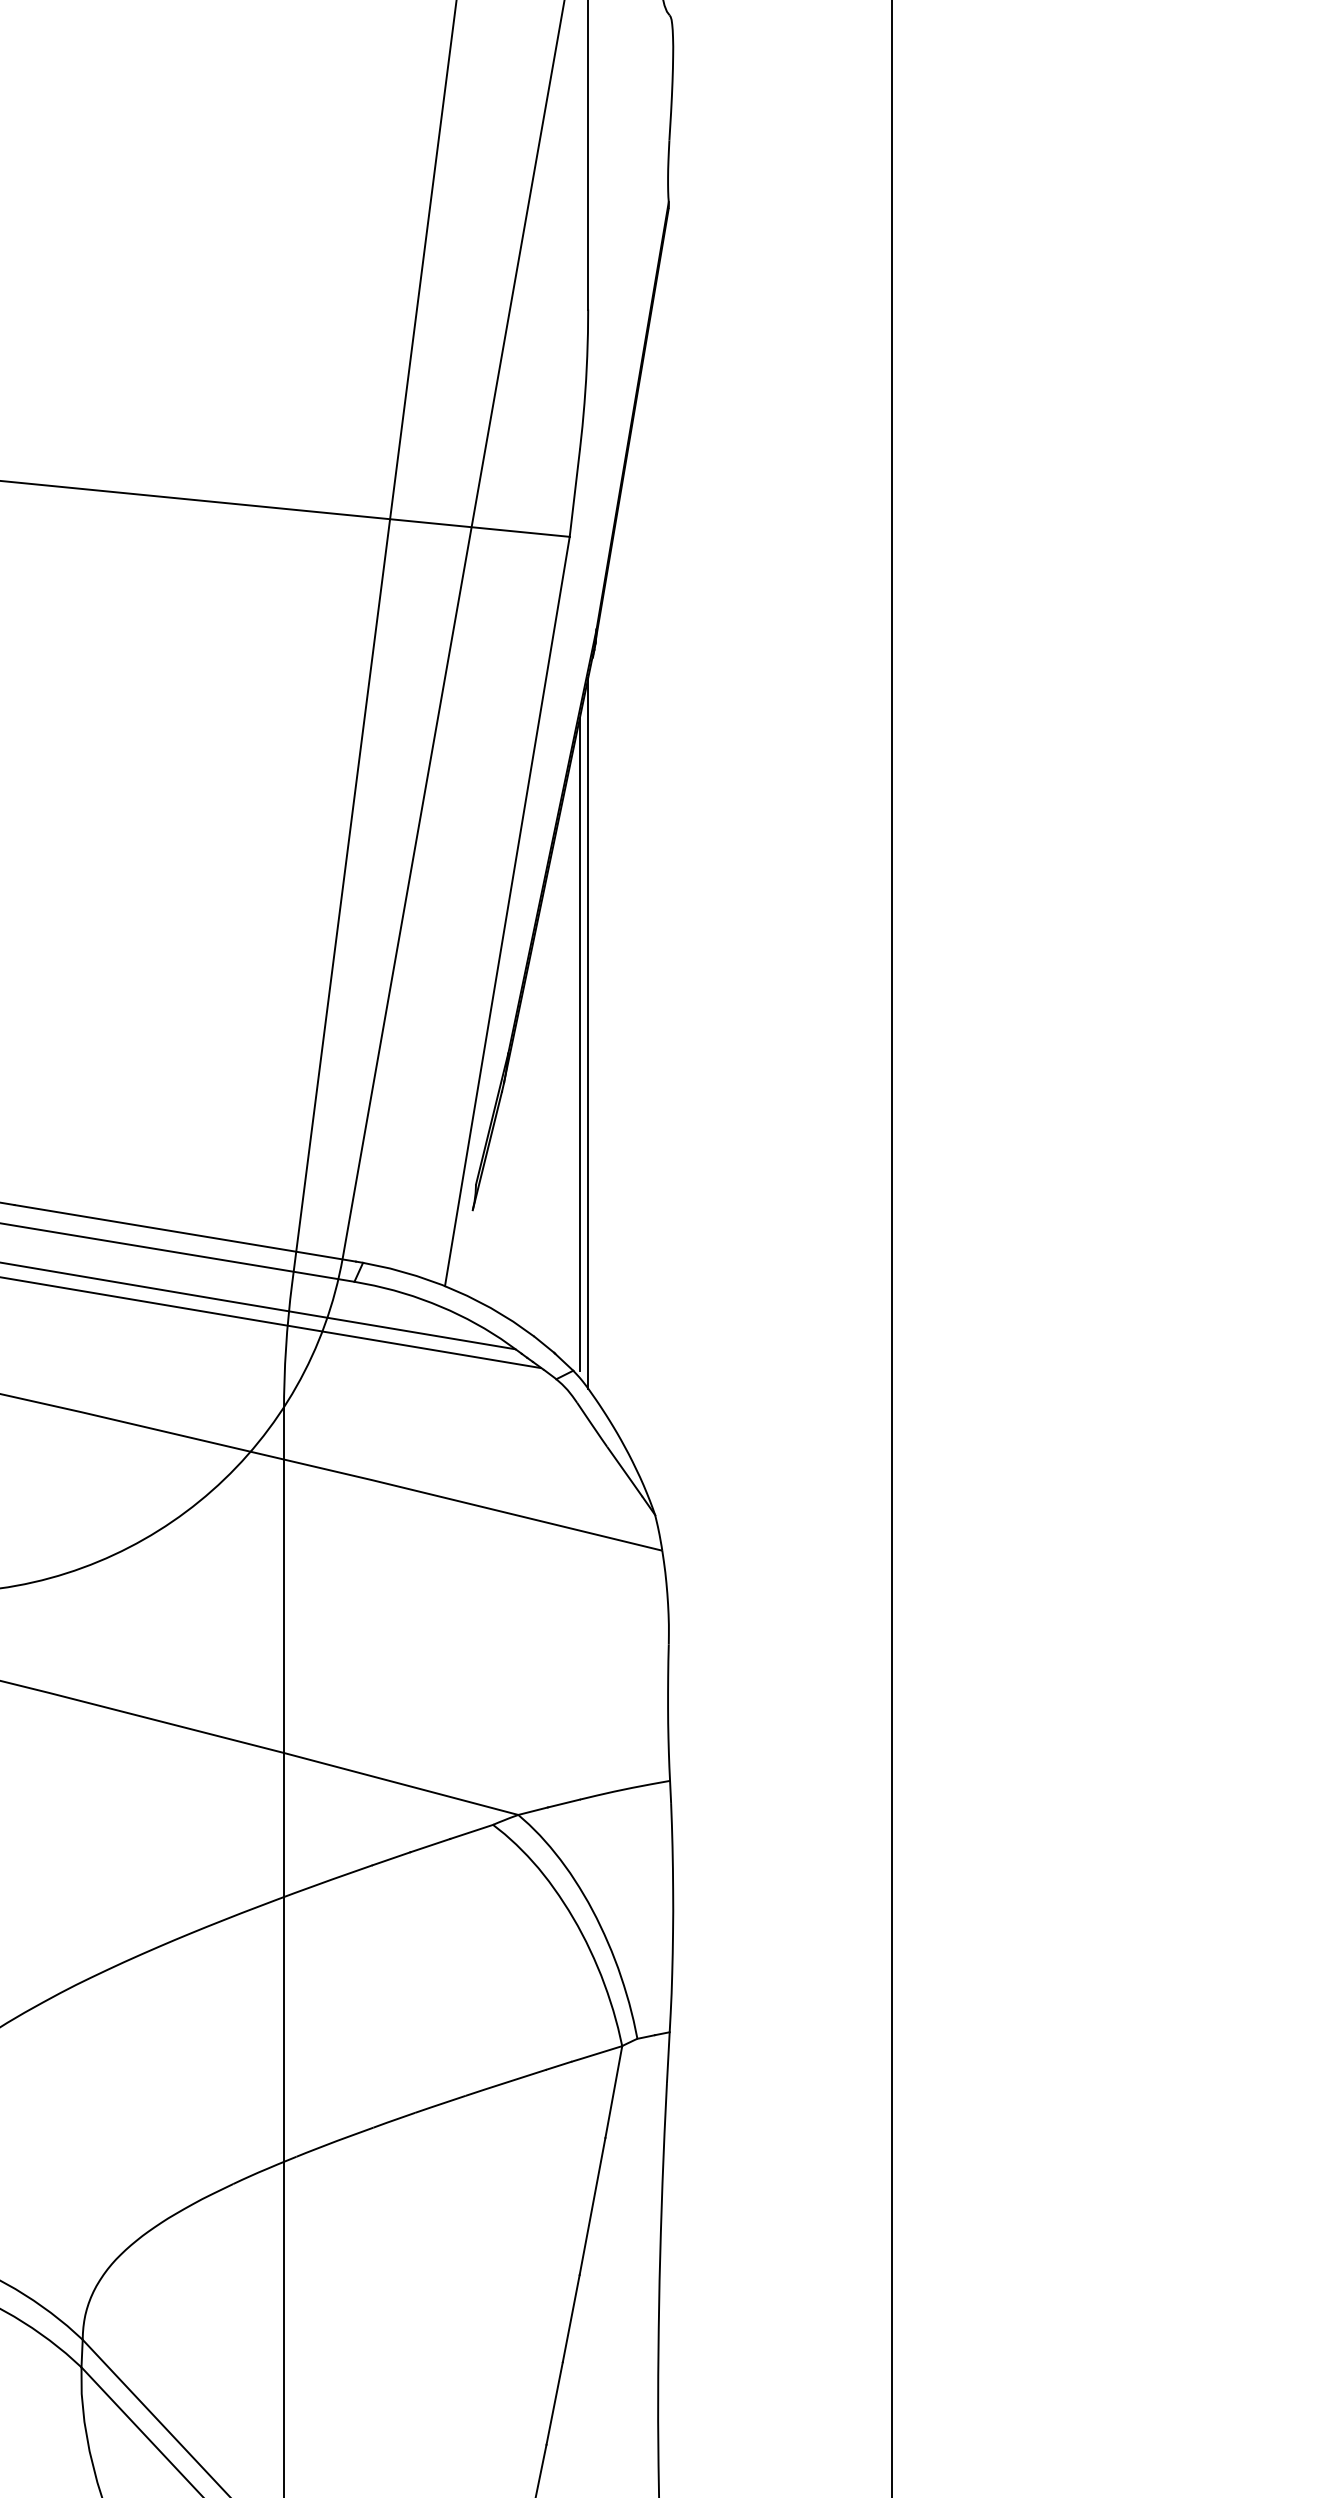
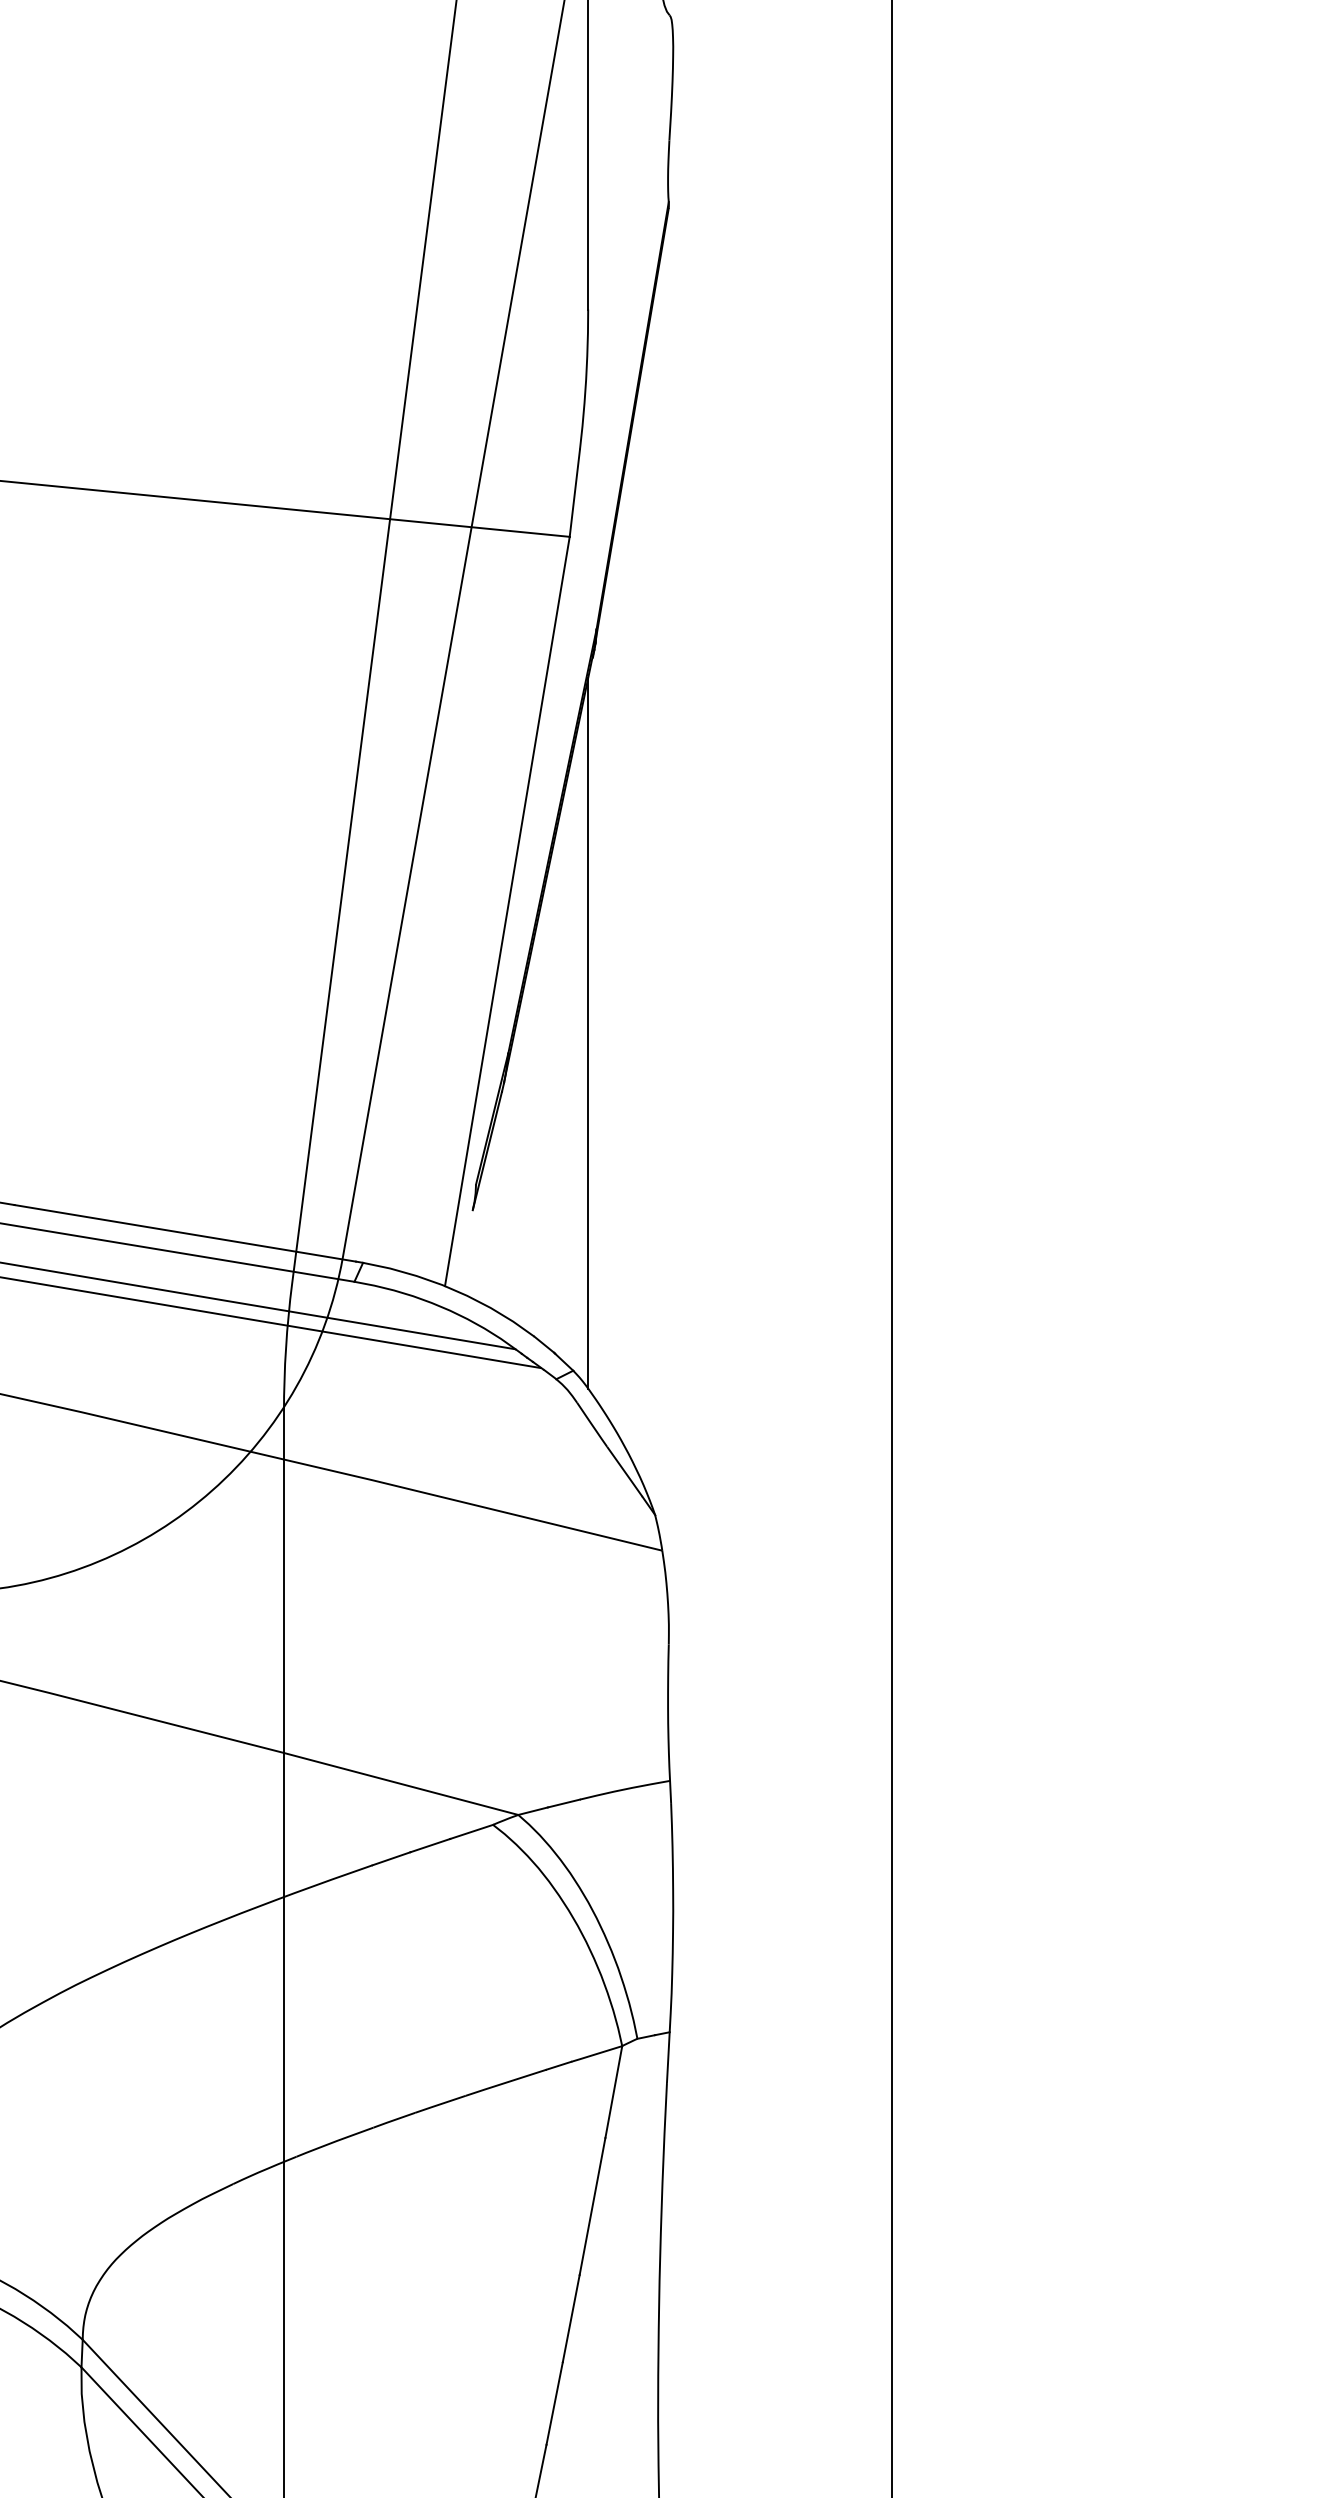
line: present -> none (579, 1043)
